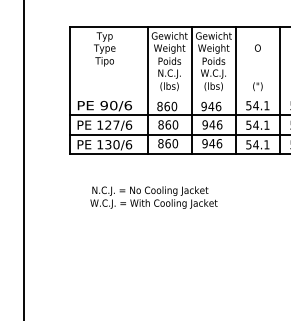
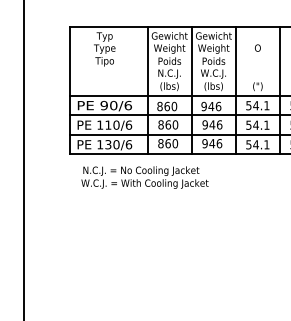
line: none -> present (178, 95)
text: 127/6 -> 110/6 (112, 124)
text position: (153, 197) -> (144, 177) (144, 177)
